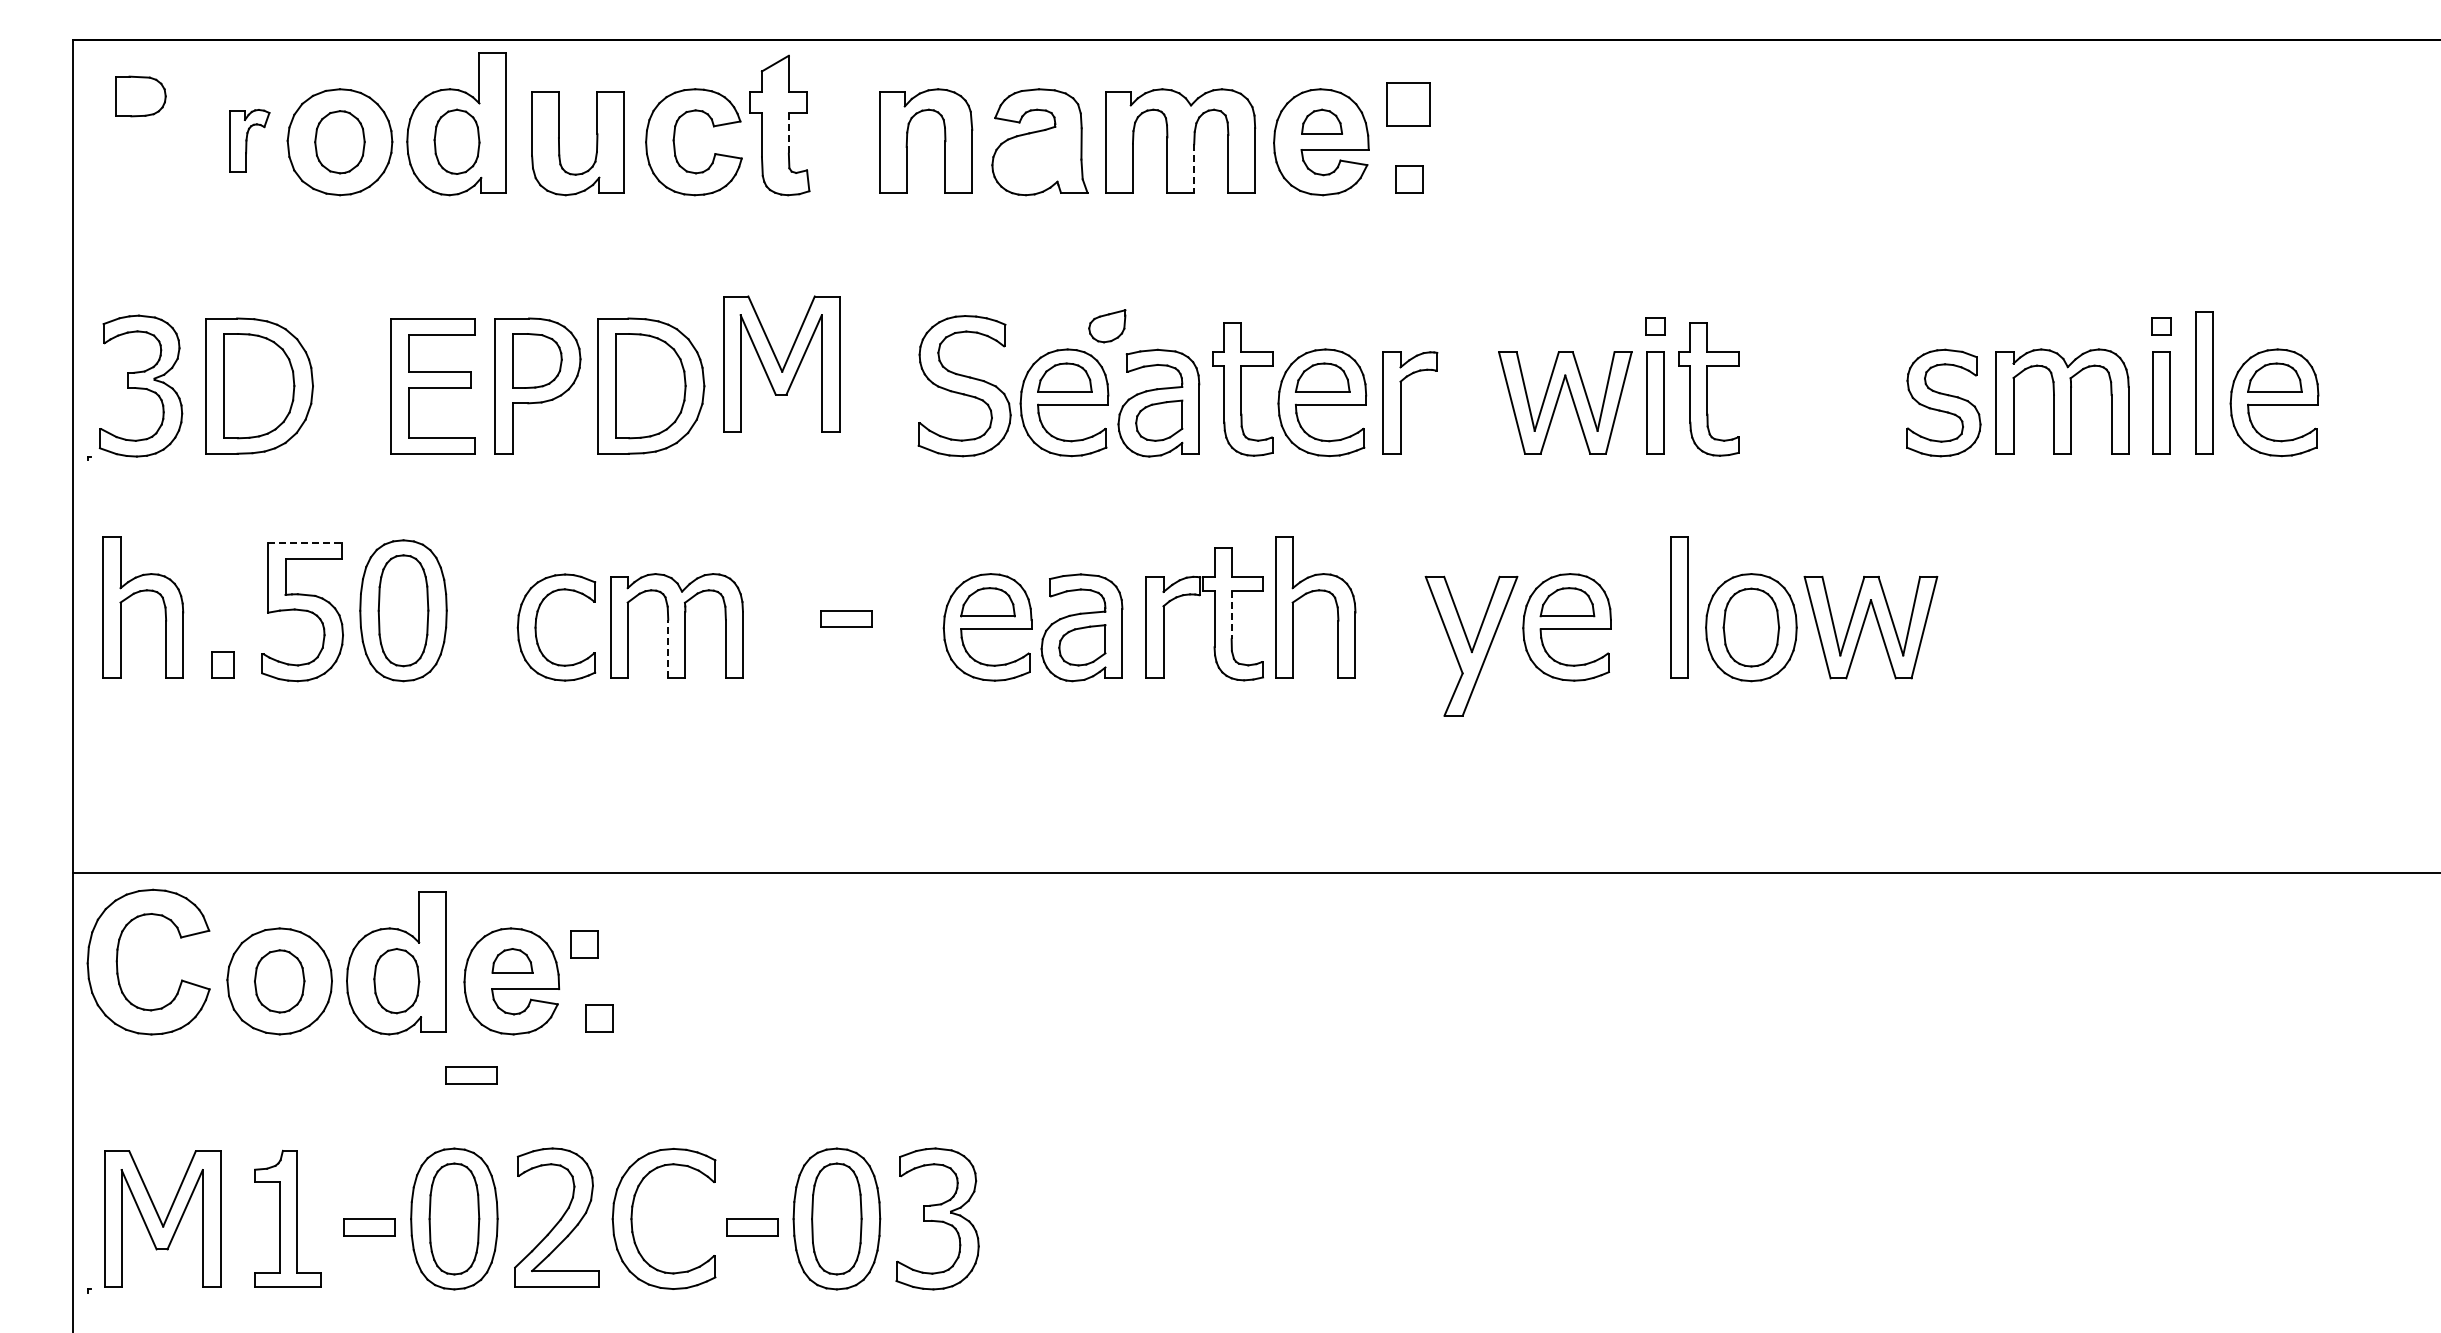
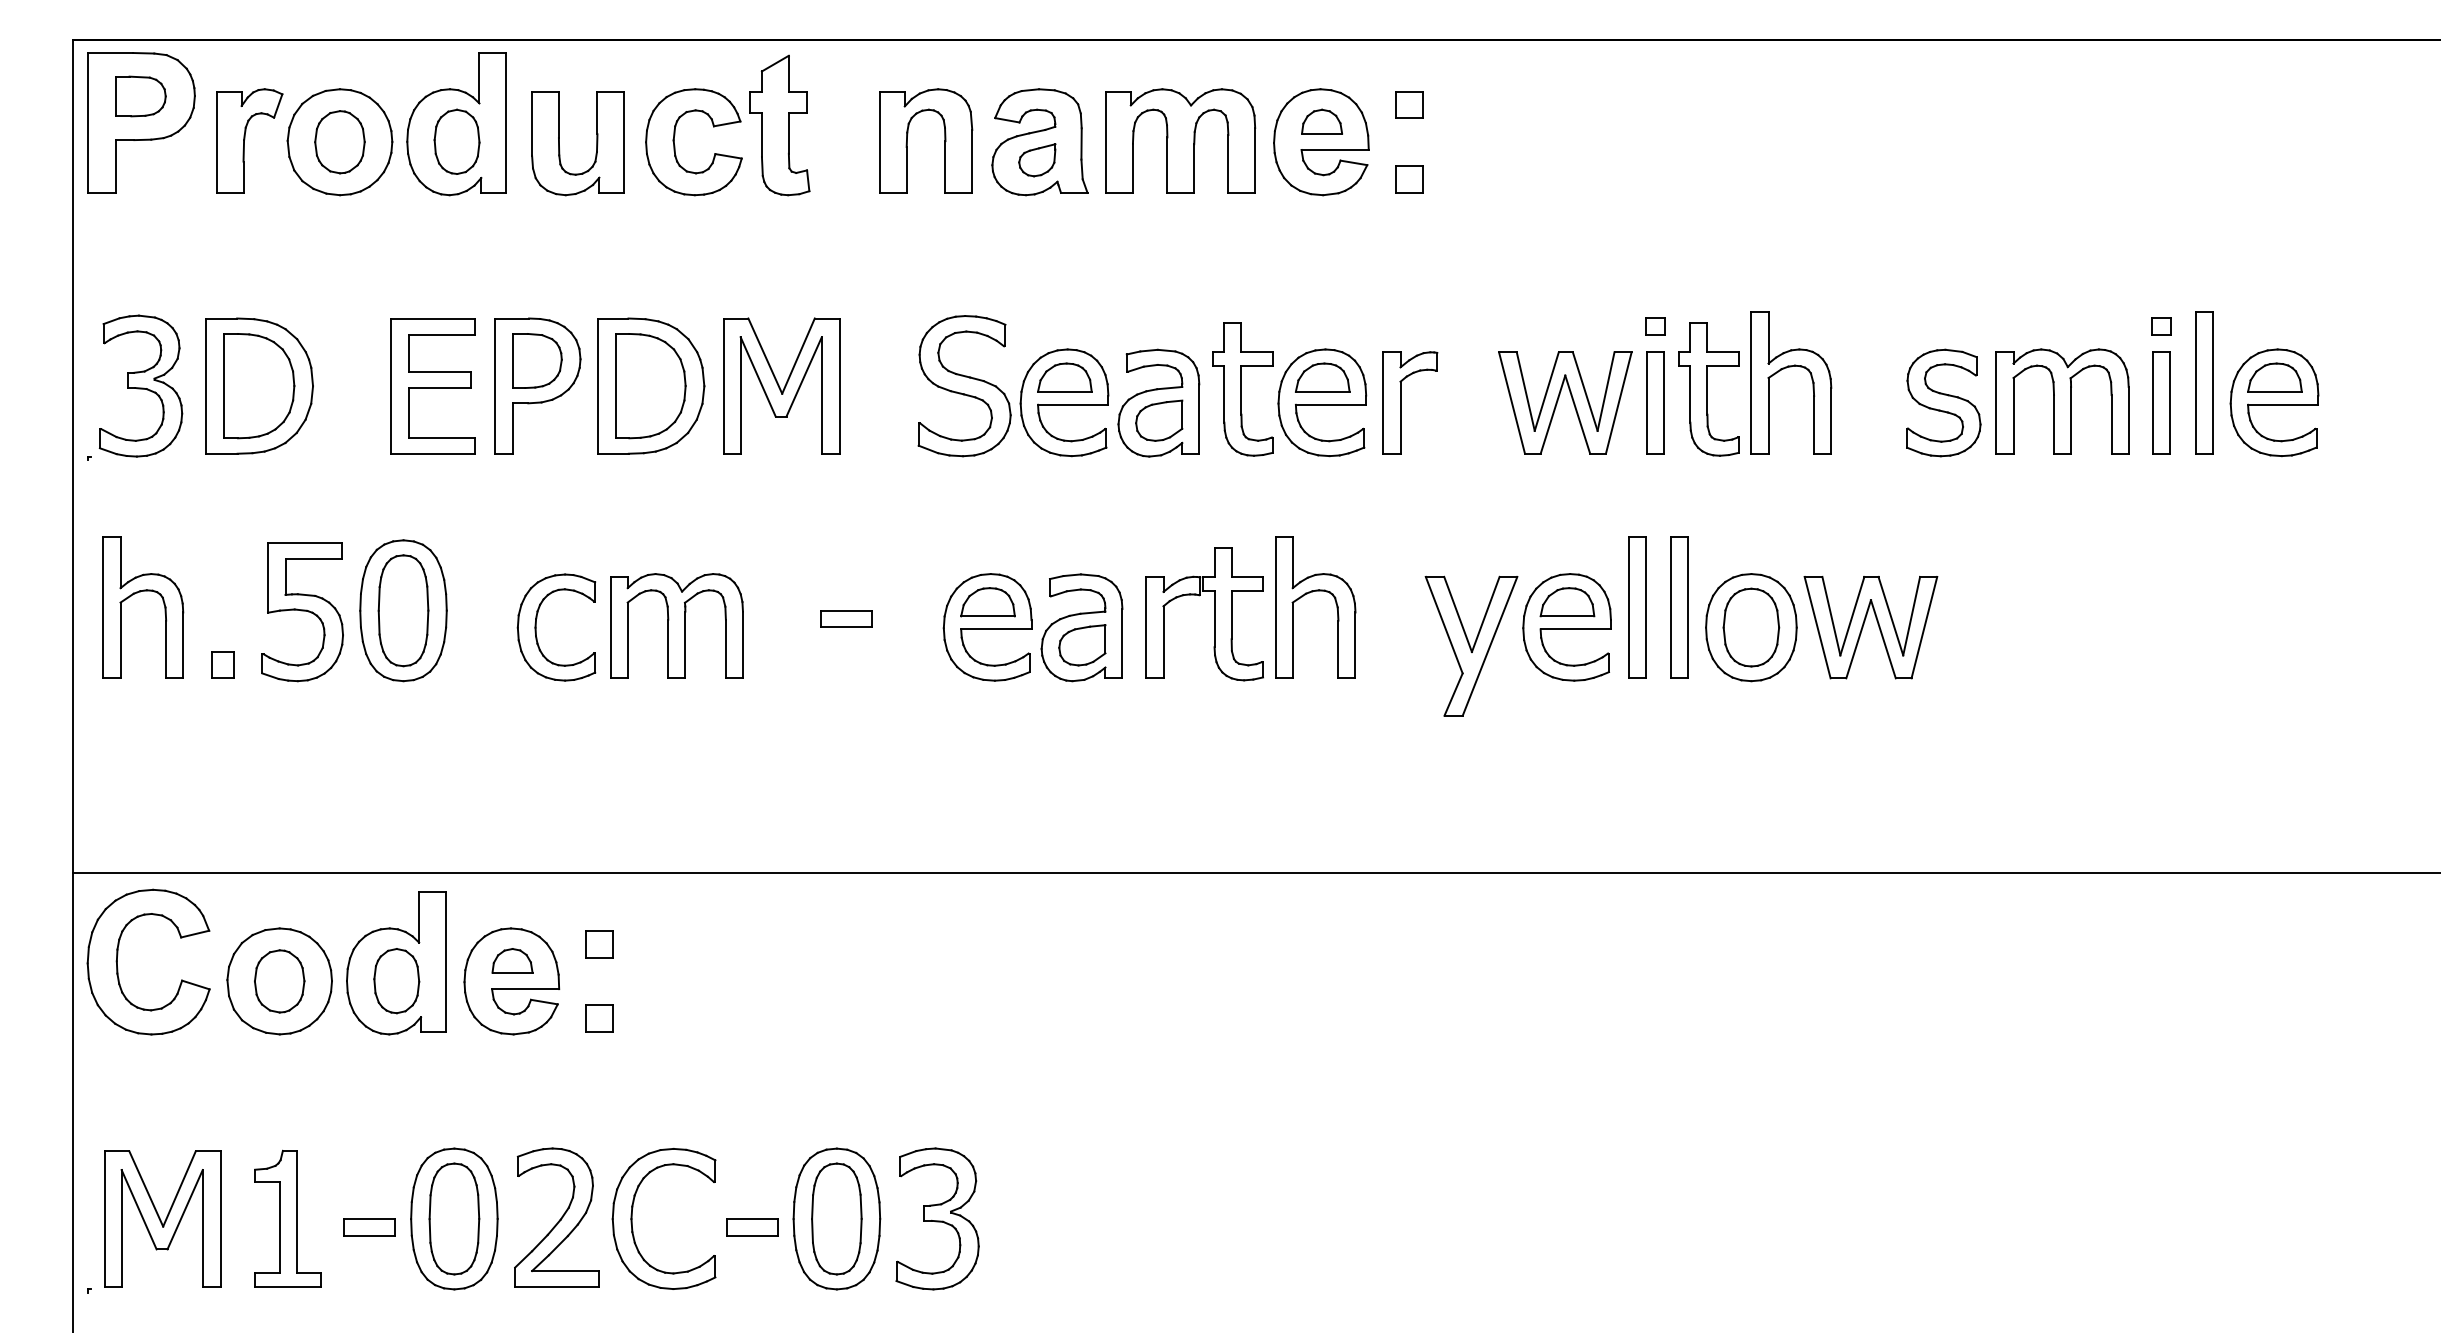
part size: 45x45 px -> 29x28 px (1409, 104)
part: none -> present (141, 122)
line: dashed -> solid (788, 133)
part size: 42x64 px -> 68x106 px (249, 140)
line: dashed -> solid (1194, 169)
part position: (1107, 326) -> (1037, 160) (1037, 160)
part position: (781, 363) -> (781, 385) (781, 385)
part: none -> present (1784, 369)
line: dashed -> solid (305, 543)
part: none -> present (1637, 607)
line: dashed -> solid (1231, 615)
line: dashed -> solid (668, 648)
part position: (584, 944) -> (599, 944) (599, 944)
part: present -> none (471, 1075)
